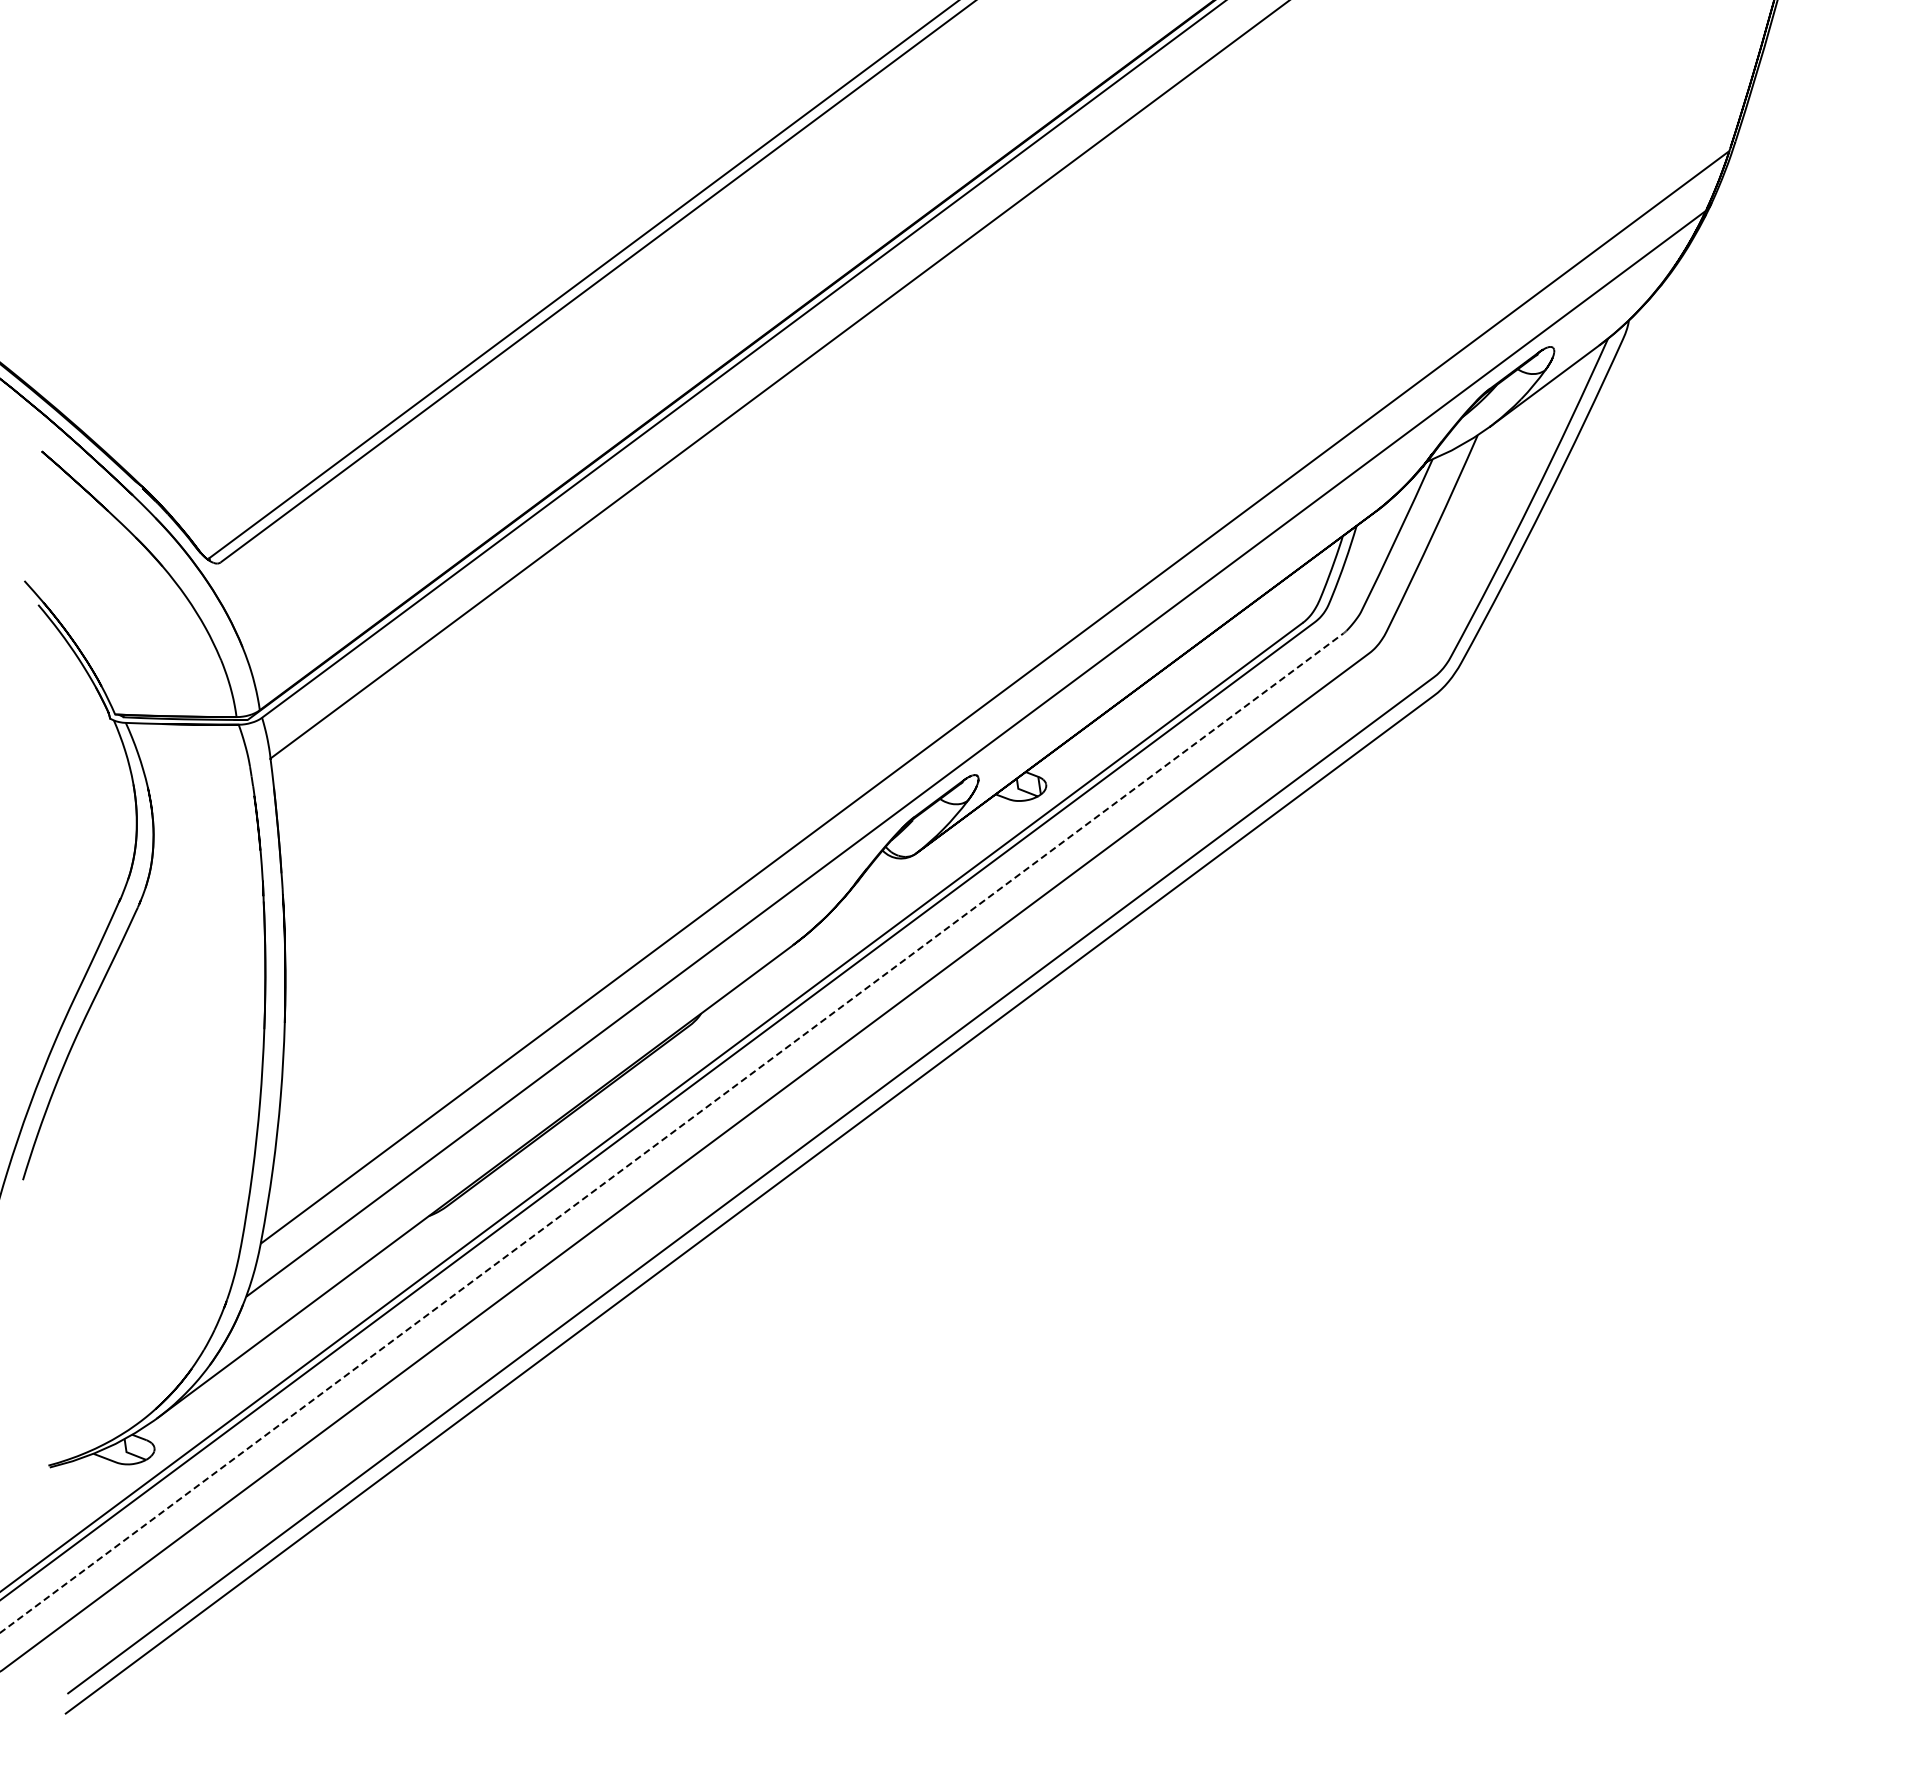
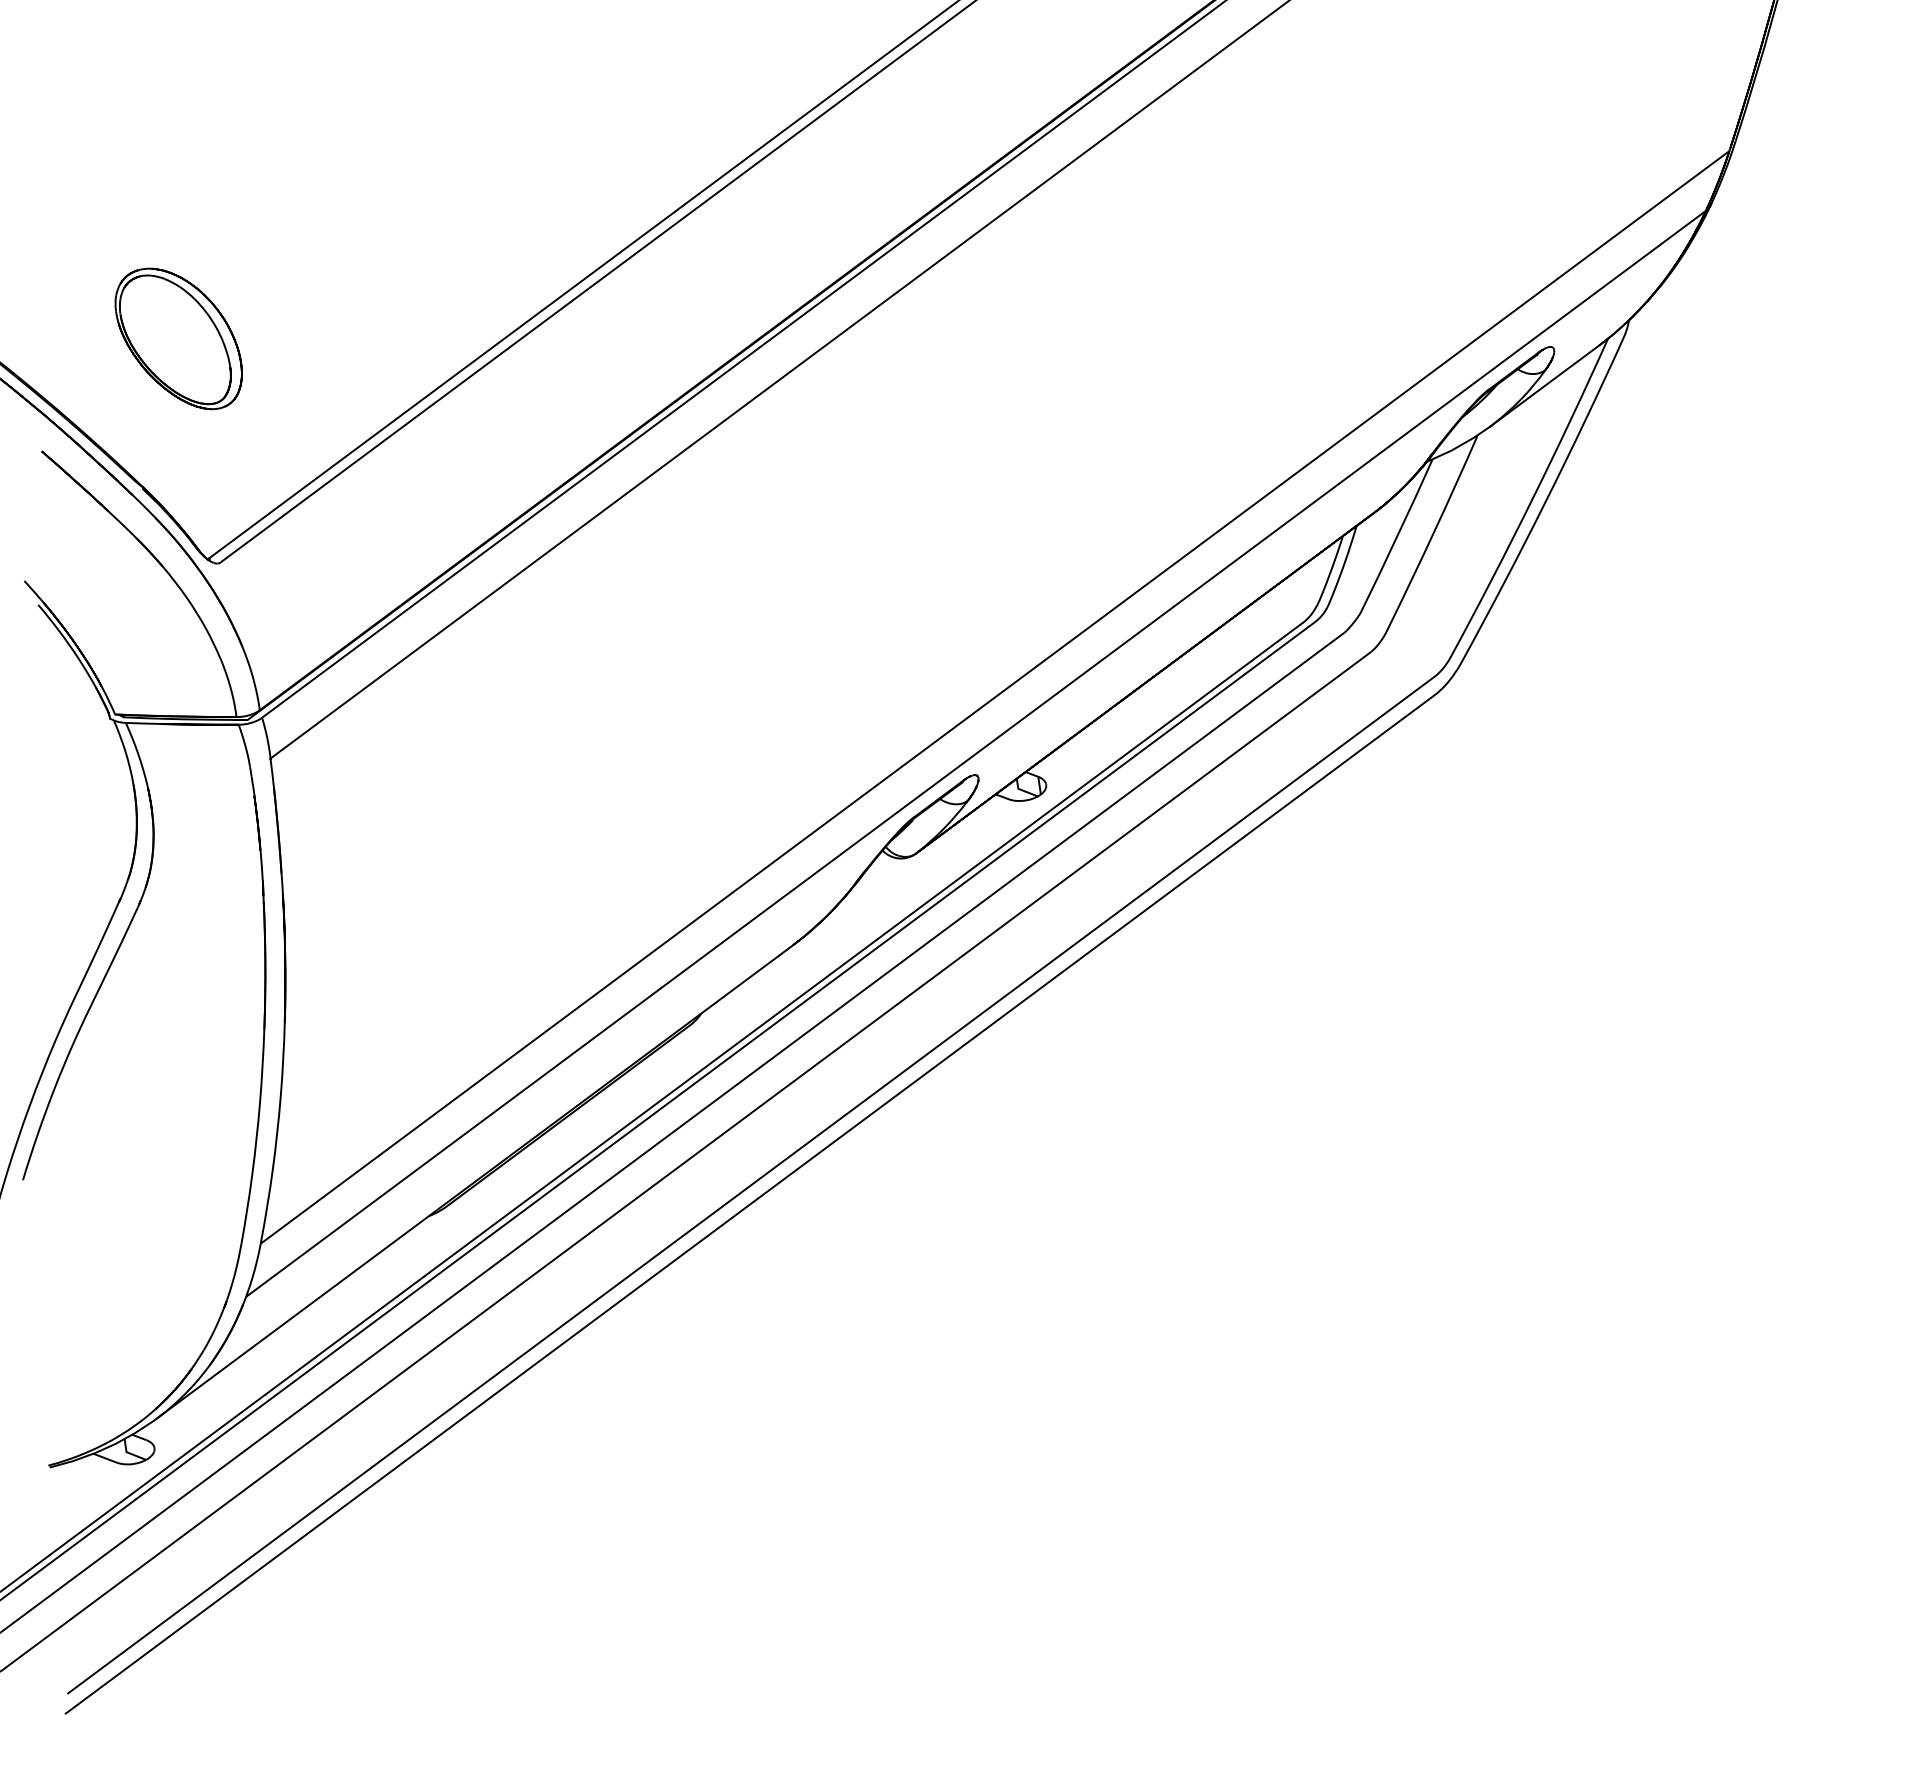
part: none -> present (178, 338)
line: dashed -> solid (678, 1128)
